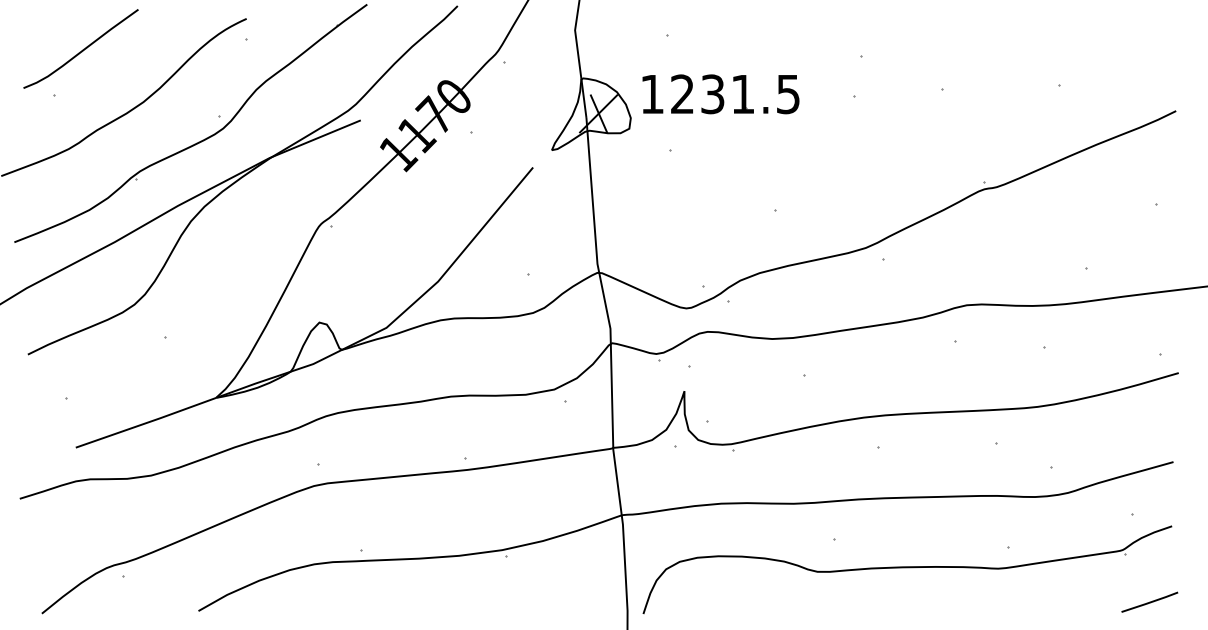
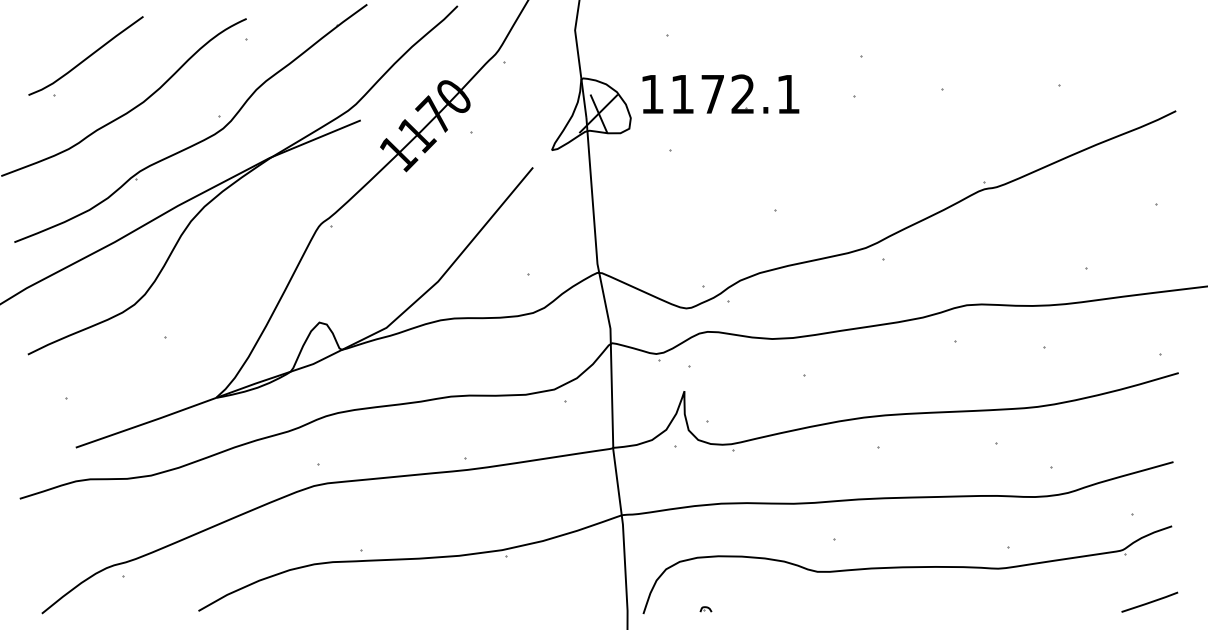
curve position: (82, 49) -> (87, 56) (87, 56)
text: 1231.5 -> 1172.1 (735, 94)
part: none -> present (705, 609)
